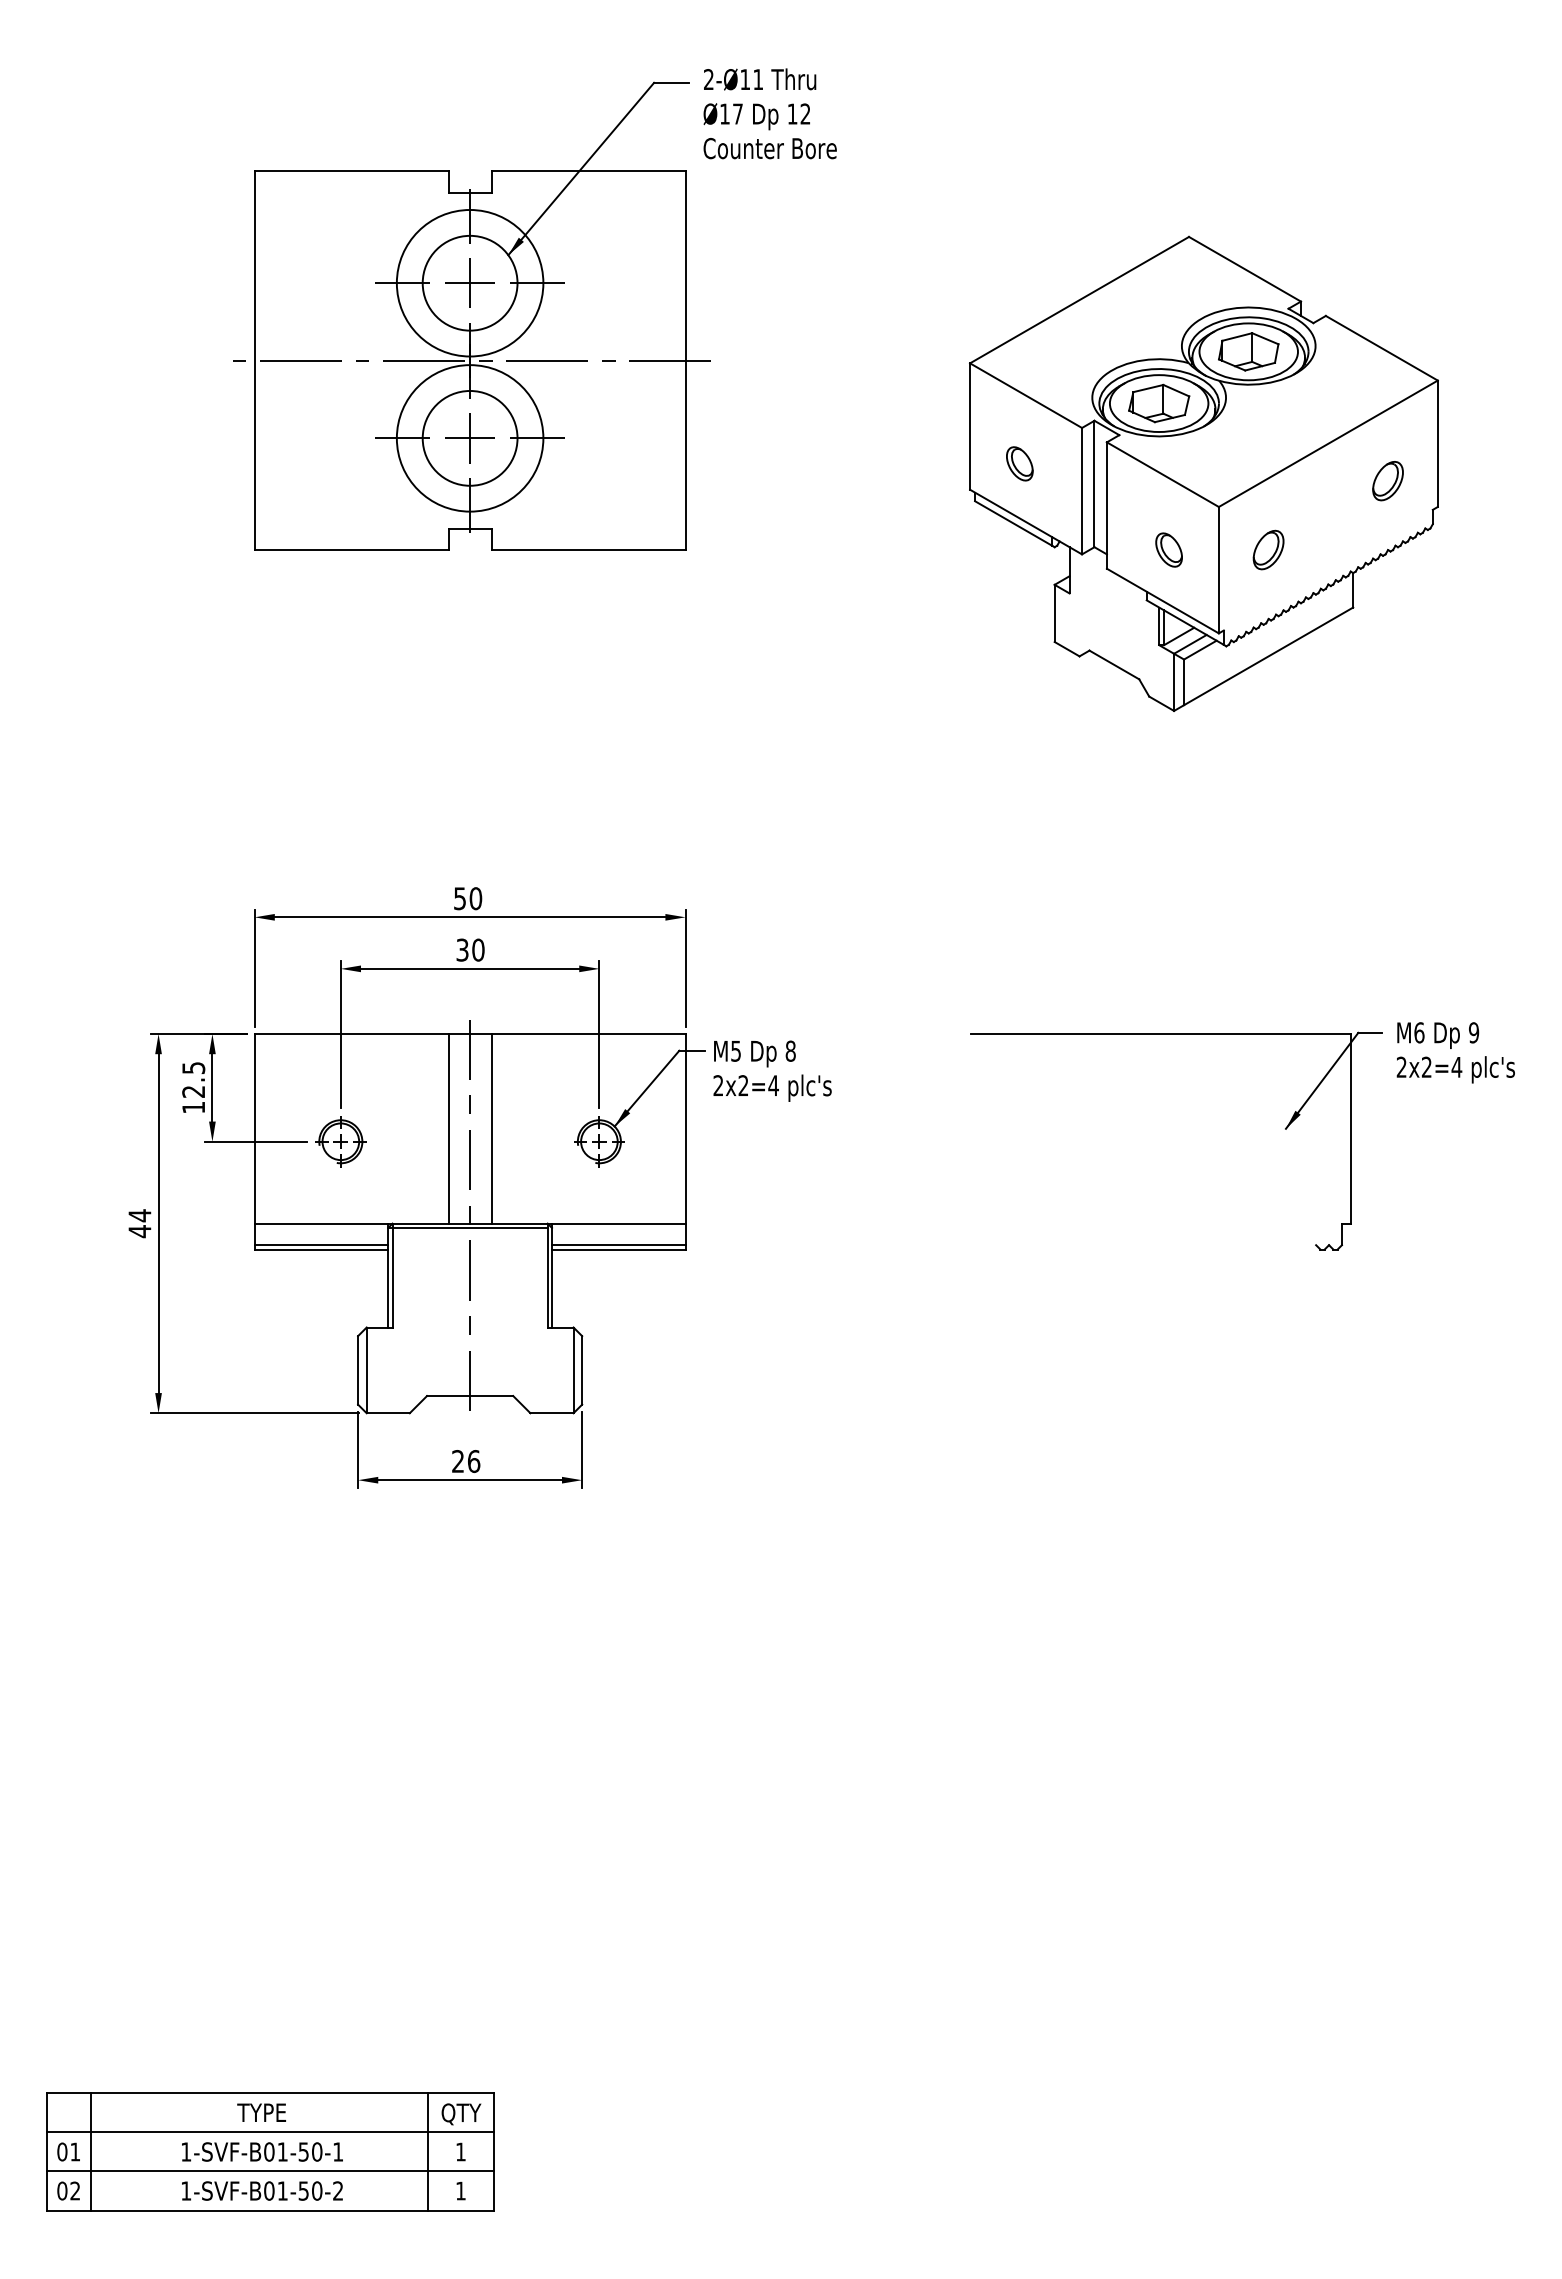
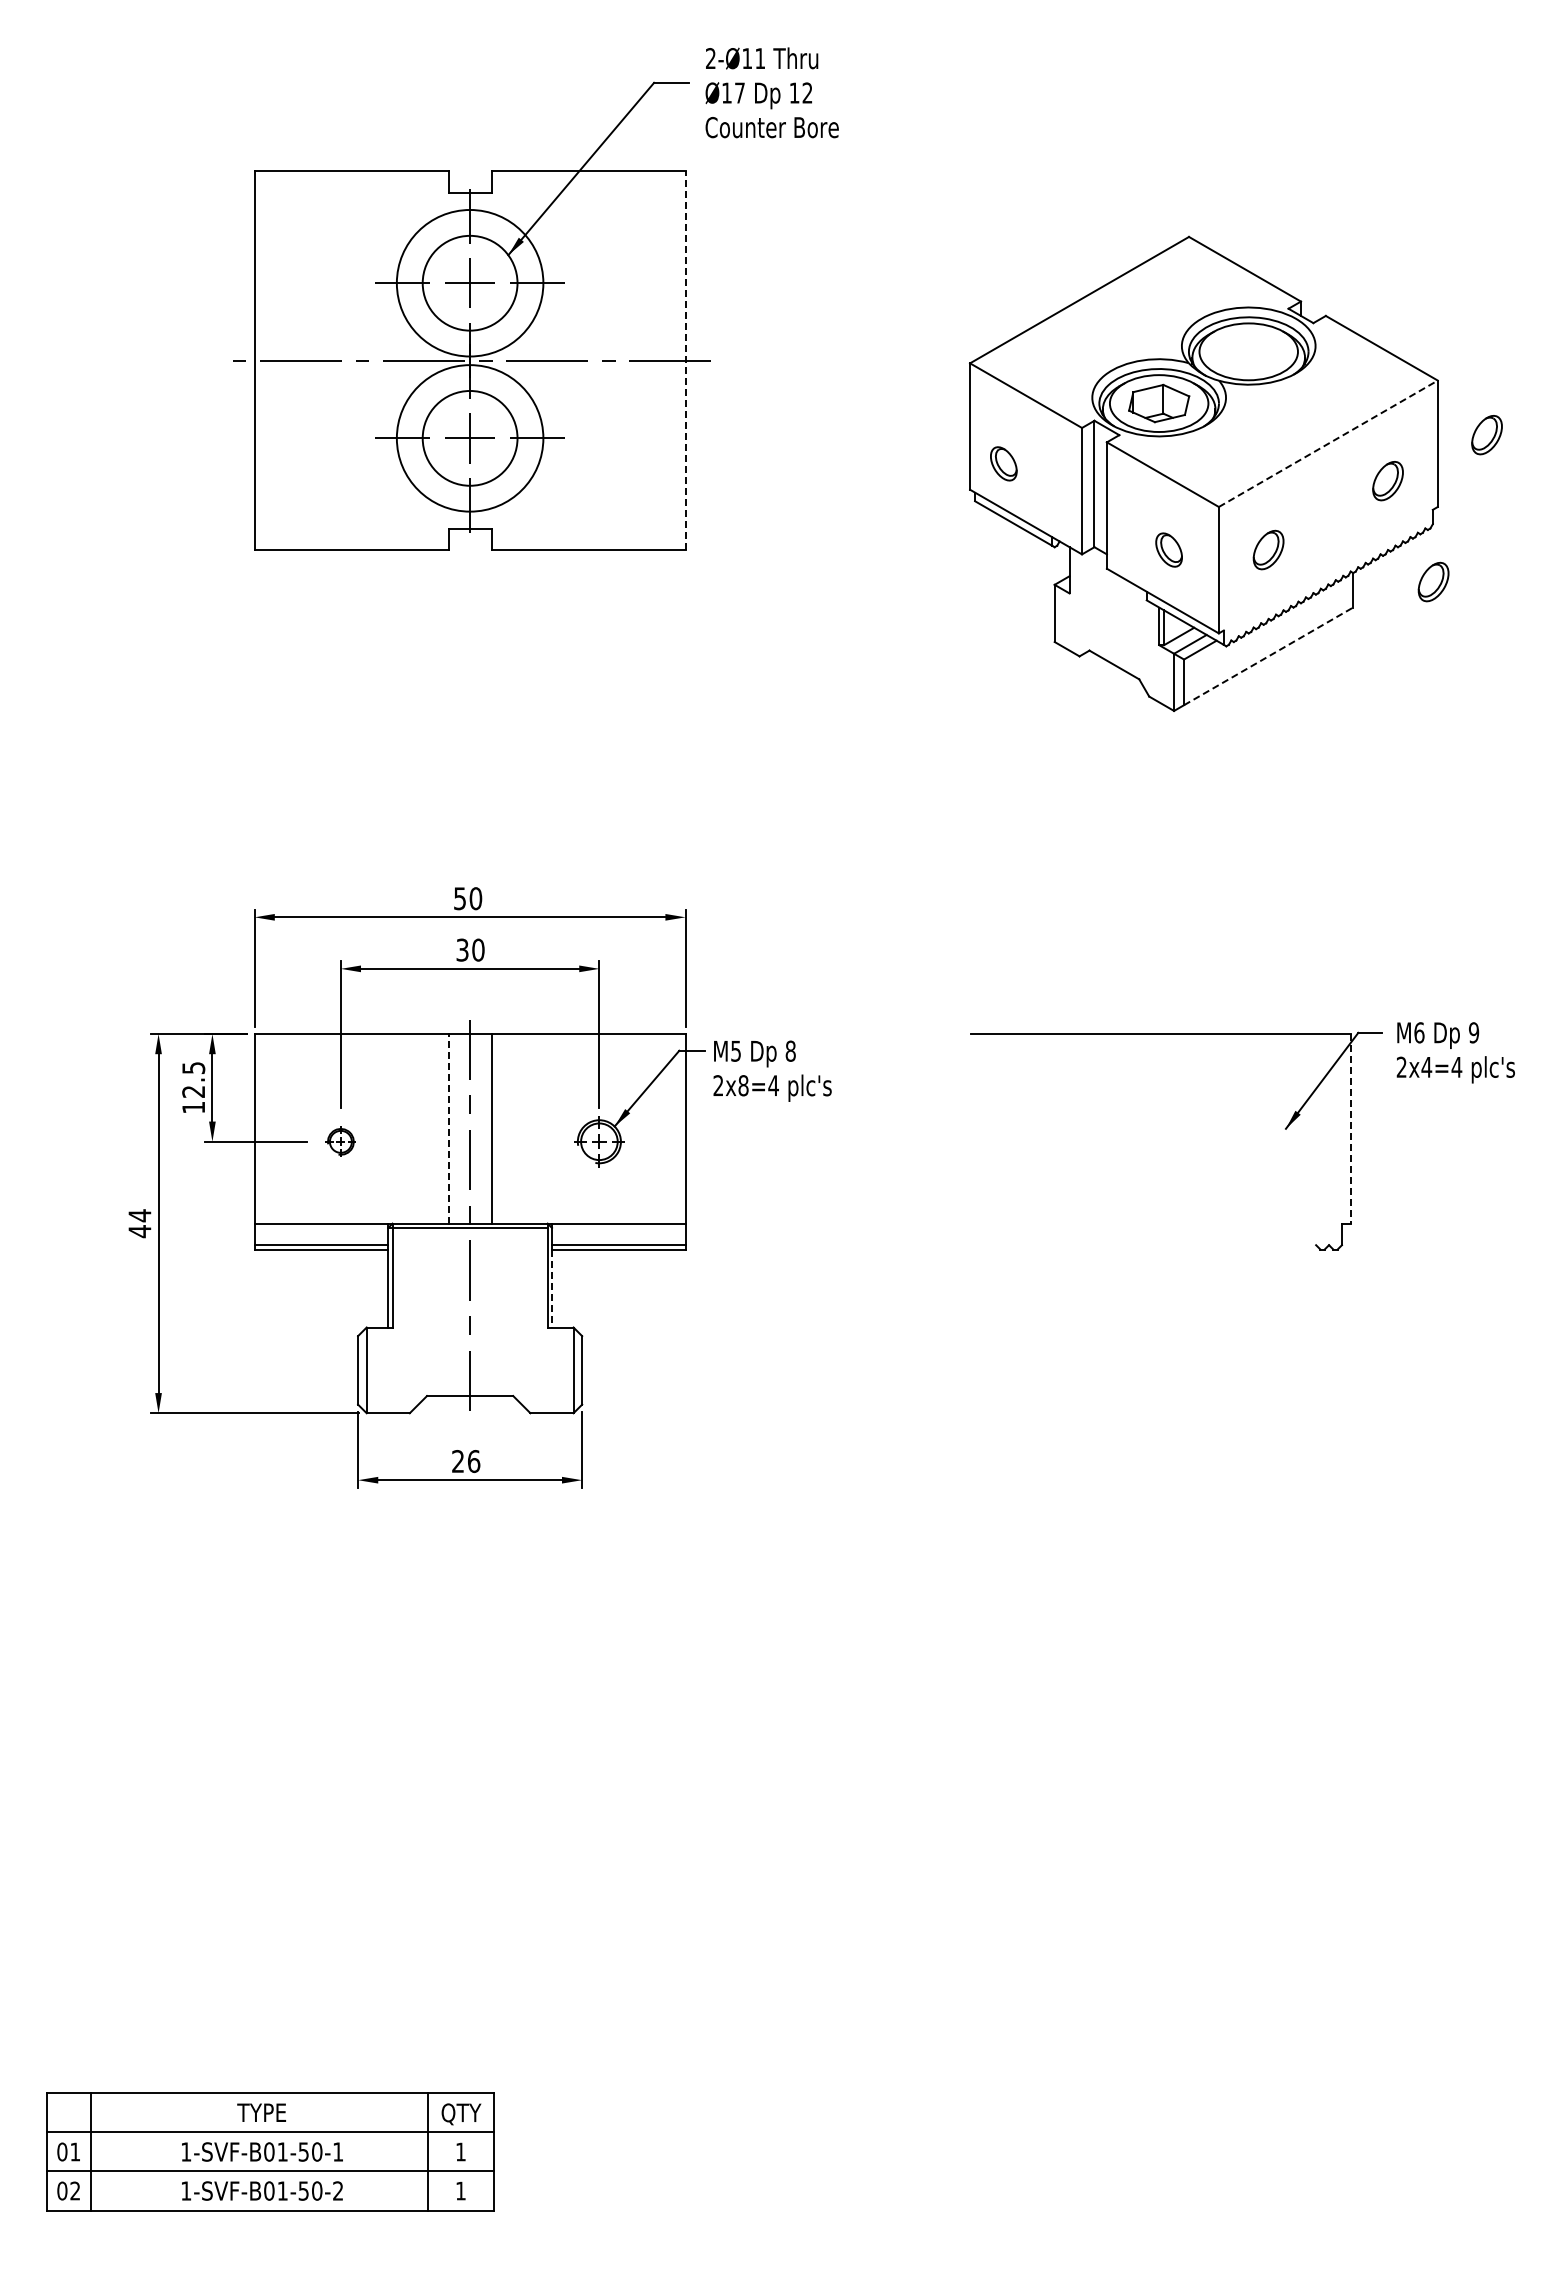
text position: (769, 113) -> (771, 92) (771, 92)
part: present -> none (1248, 351)
line: solid -> dashed (685, 360)
part: none -> present (1486, 435)
line: solid -> dashed (1328, 443)
part position: (1019, 463) -> (1003, 463) (1003, 463)
part: none -> present (1433, 581)
line: solid -> dashed (1268, 656)
text: 2x2=4 -> 2x4=4 (1426, 1066)
text: 2x2=4 -> 2x8=4 (743, 1085)
line: solid -> dashed (448, 1128)
line: solid -> dashed (1350, 1128)
part size: 52x52 px -> 31x31 px (340, 1141)
line: solid -> dashed (552, 1288)
